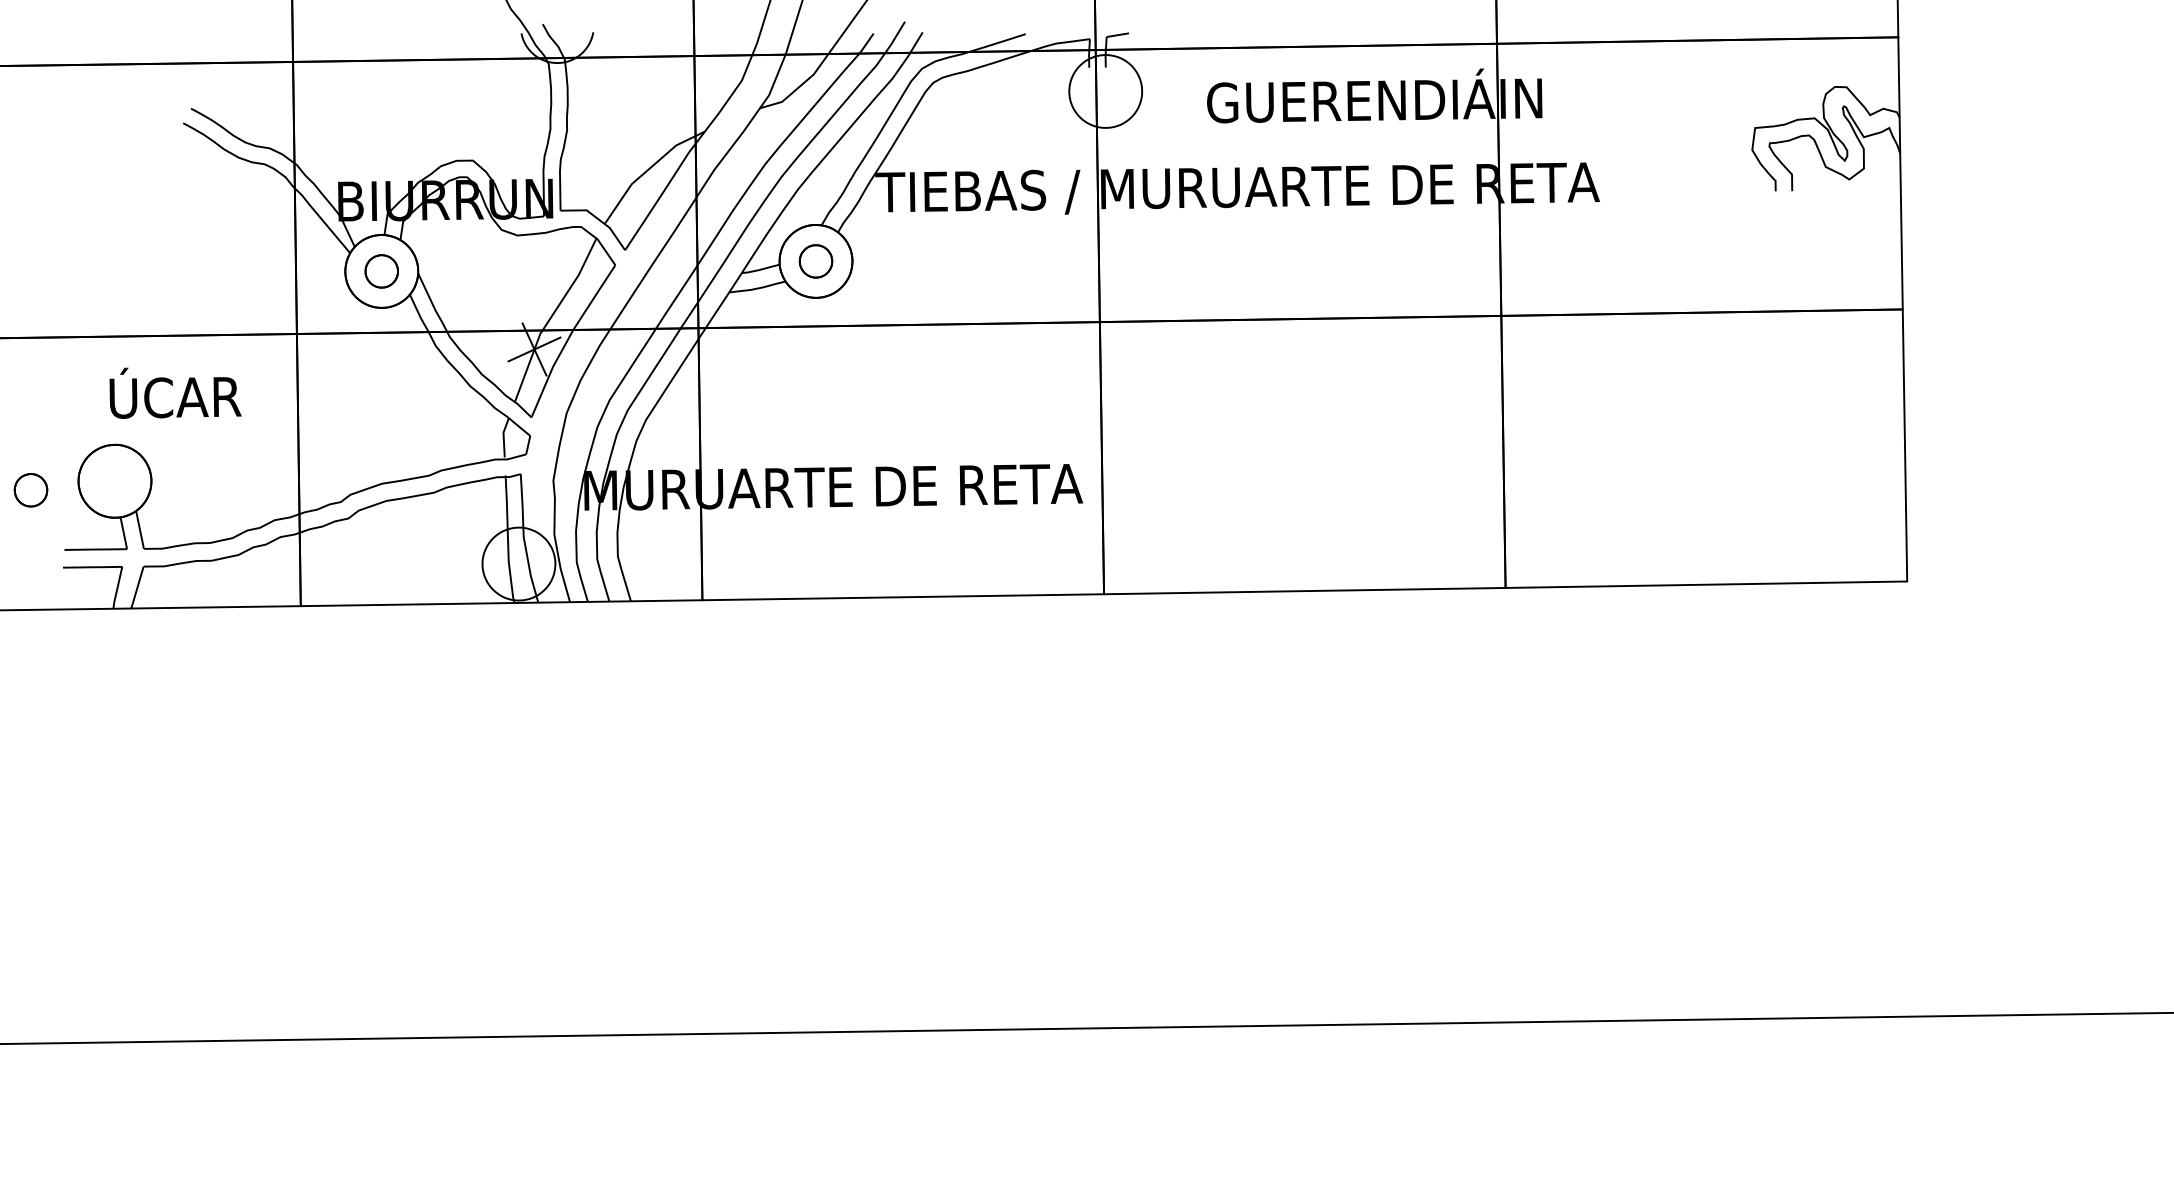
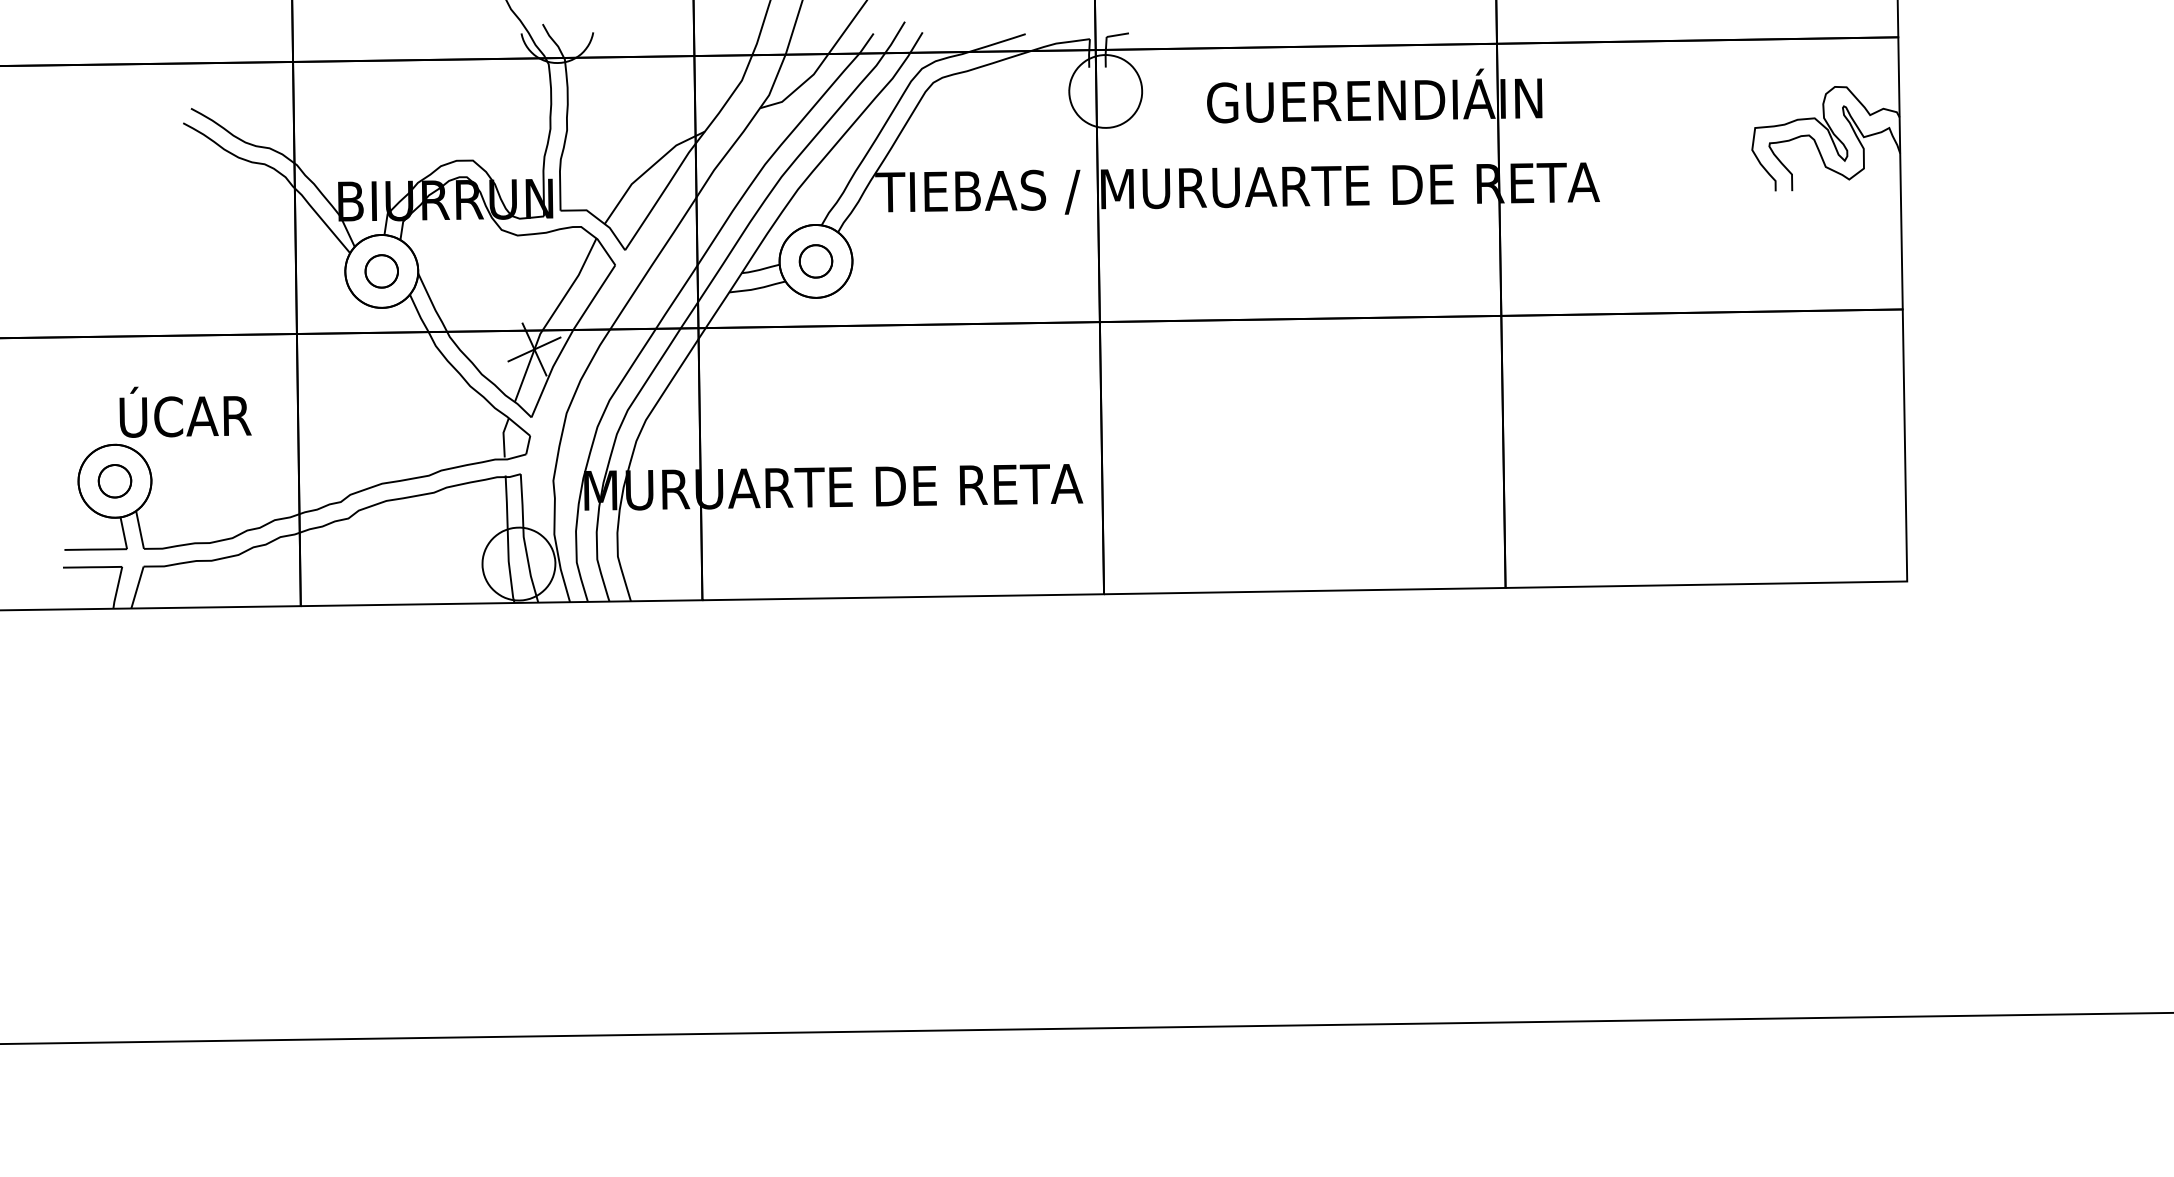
text position: (175, 392) -> (185, 411) (185, 411)
part position: (30, 490) -> (114, 481) (114, 481)
